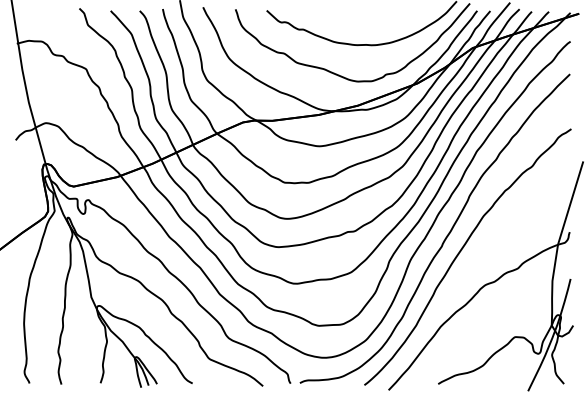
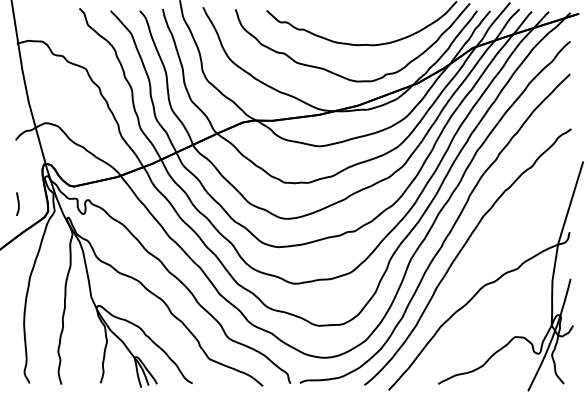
curve: none -> present (17, 203)
